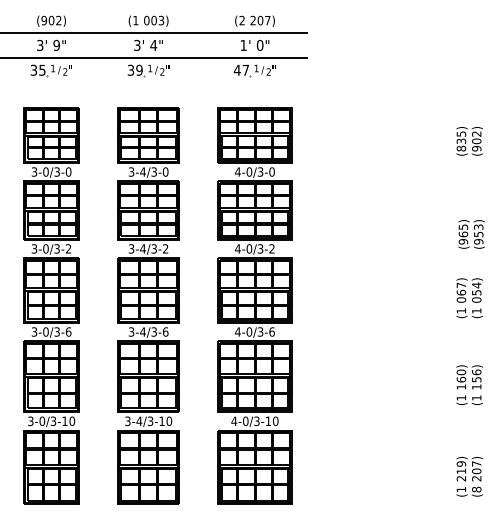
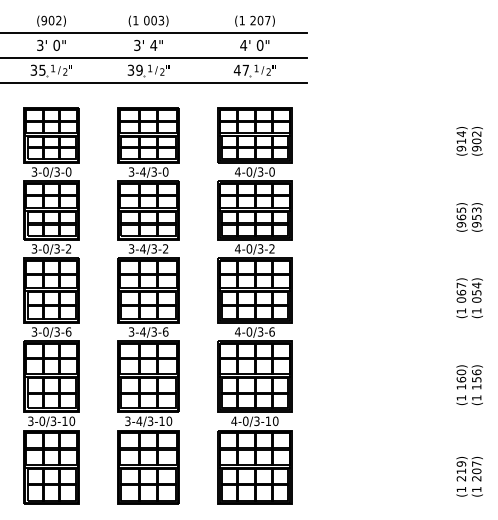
text: (2 -> (1 (241, 20)
text: 9" -> 0" (56, 45)
text: 1' -> 4' (243, 45)
line: none -> present (154, 82)
text: (835) -> (914) (461, 141)
text position: (471, 234) -> (469, 217) (469, 217)
text: (8 -> (1 (476, 489)
